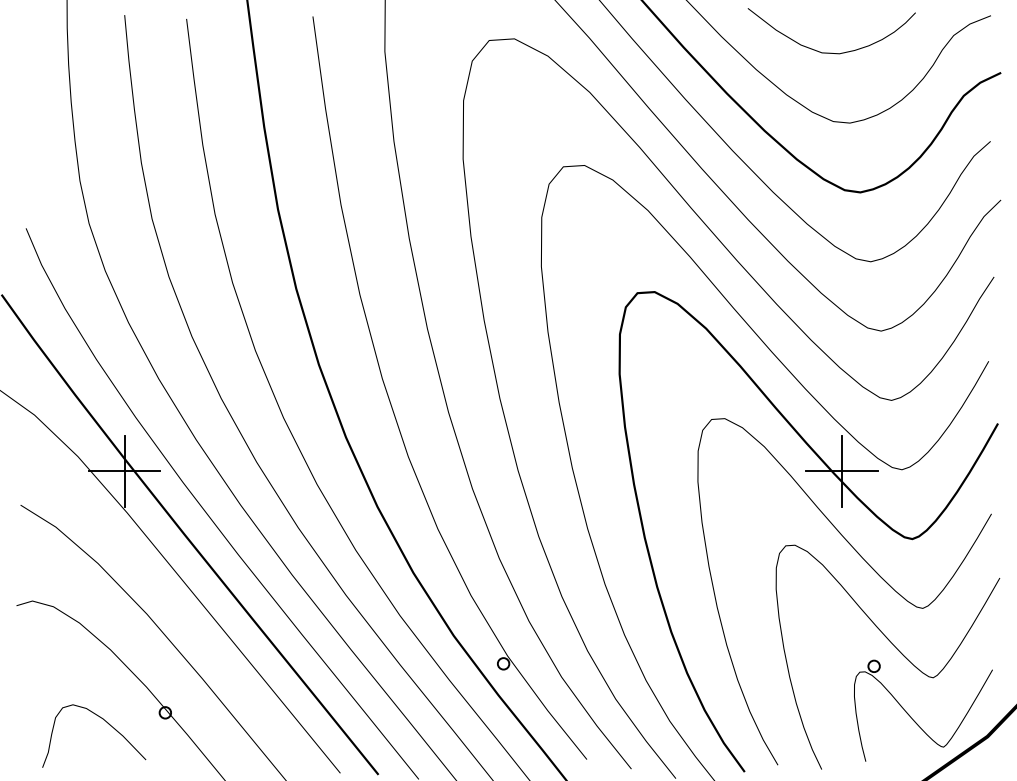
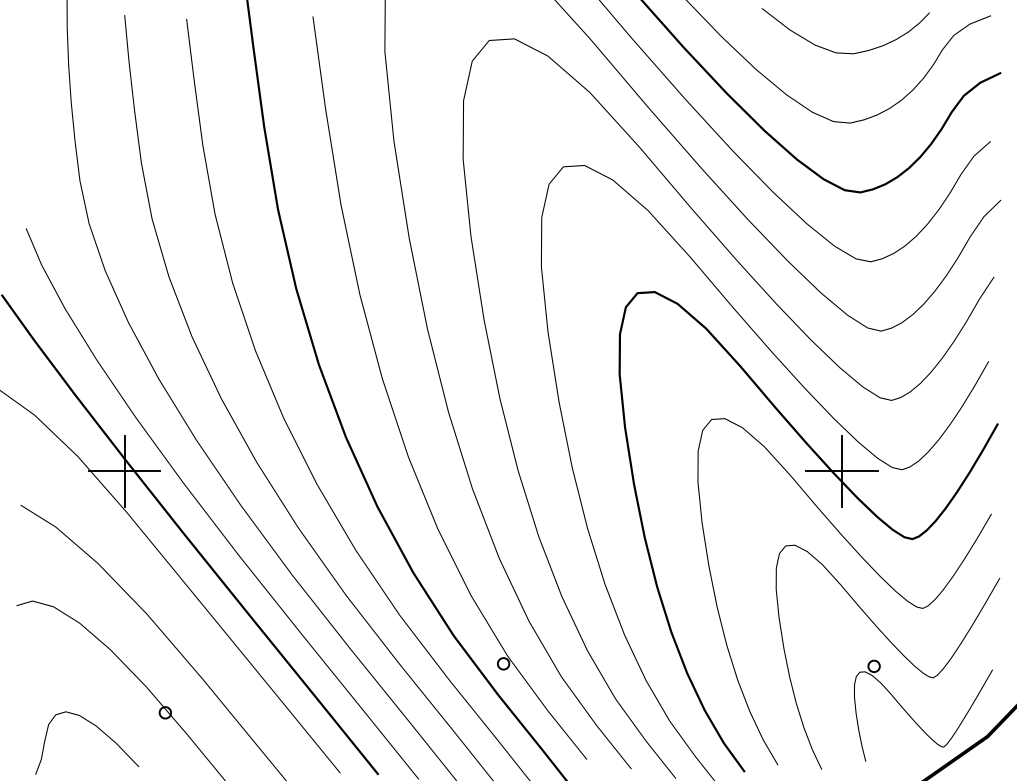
curve position: (831, 52) -> (845, 52) (845, 52)
curve position: (106, 722) -> (99, 729) (99, 729)
